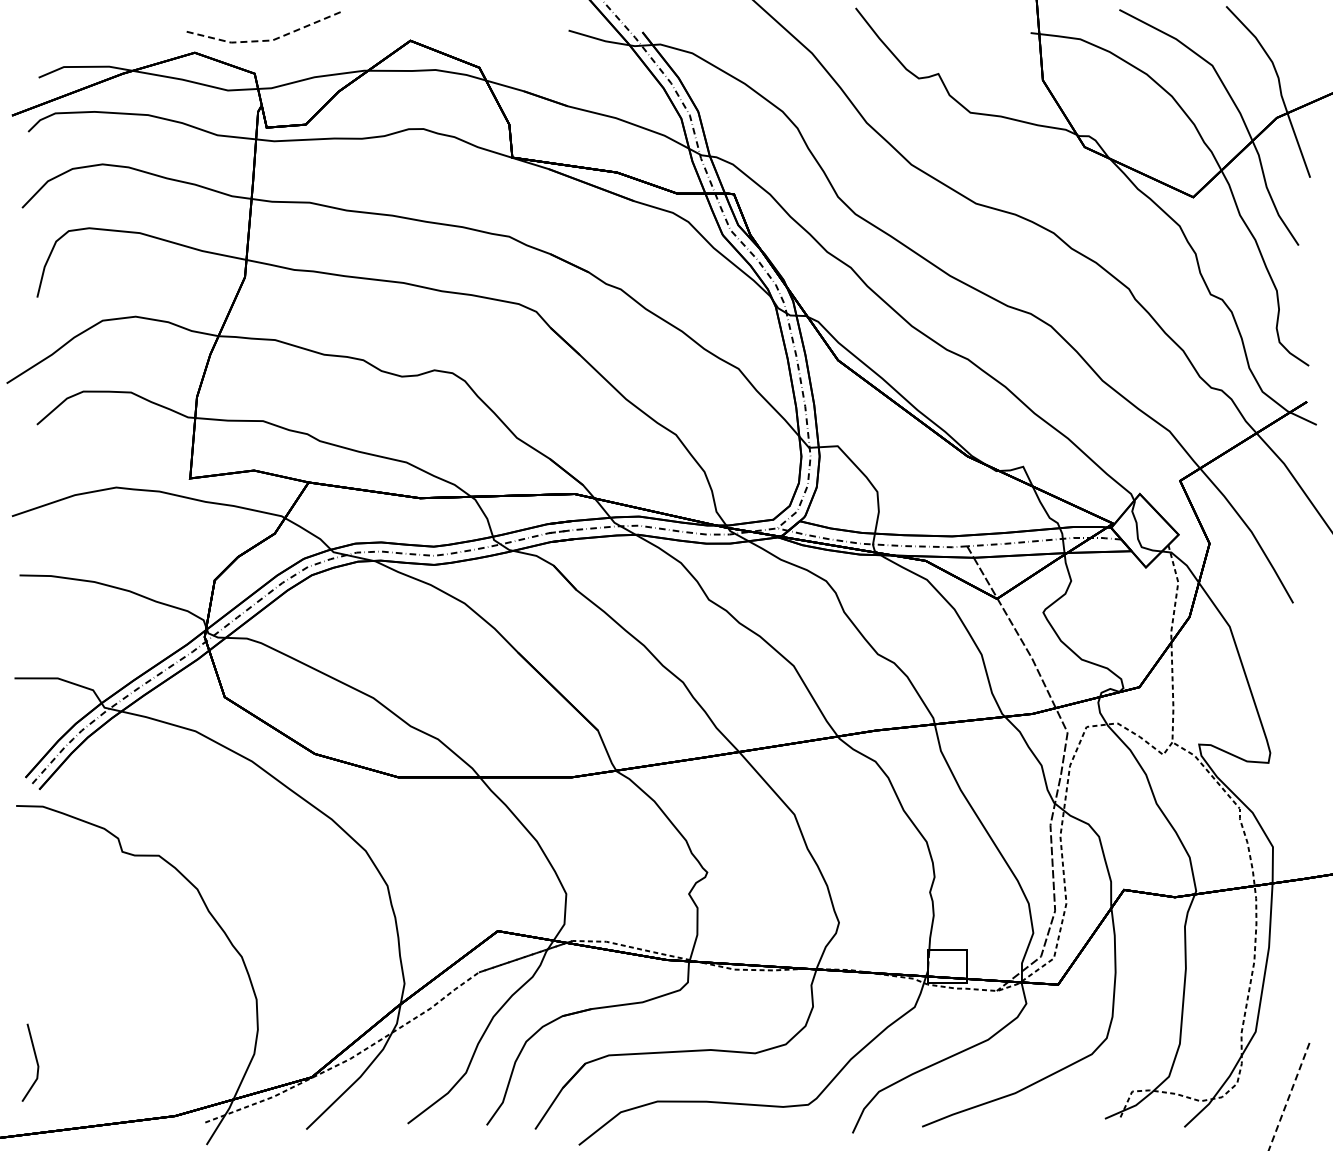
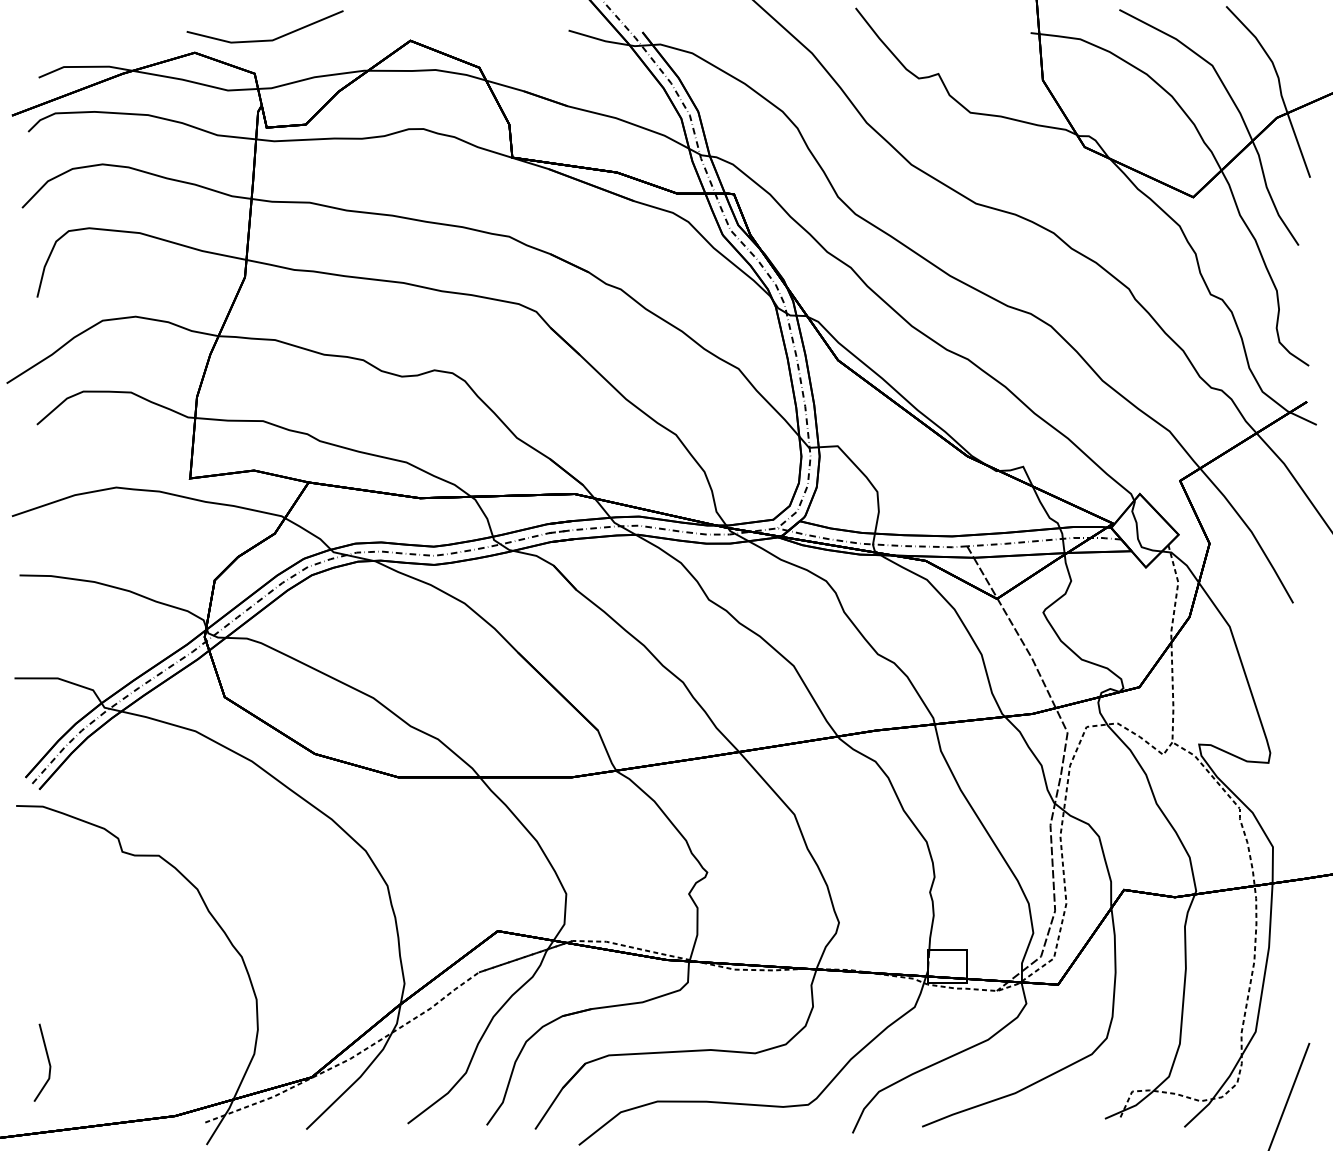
line: dashed -> solid (267, 40)
line position: (35, 1059) -> (47, 1059) (47, 1059)
line: dashed -> solid (1289, 1096)
